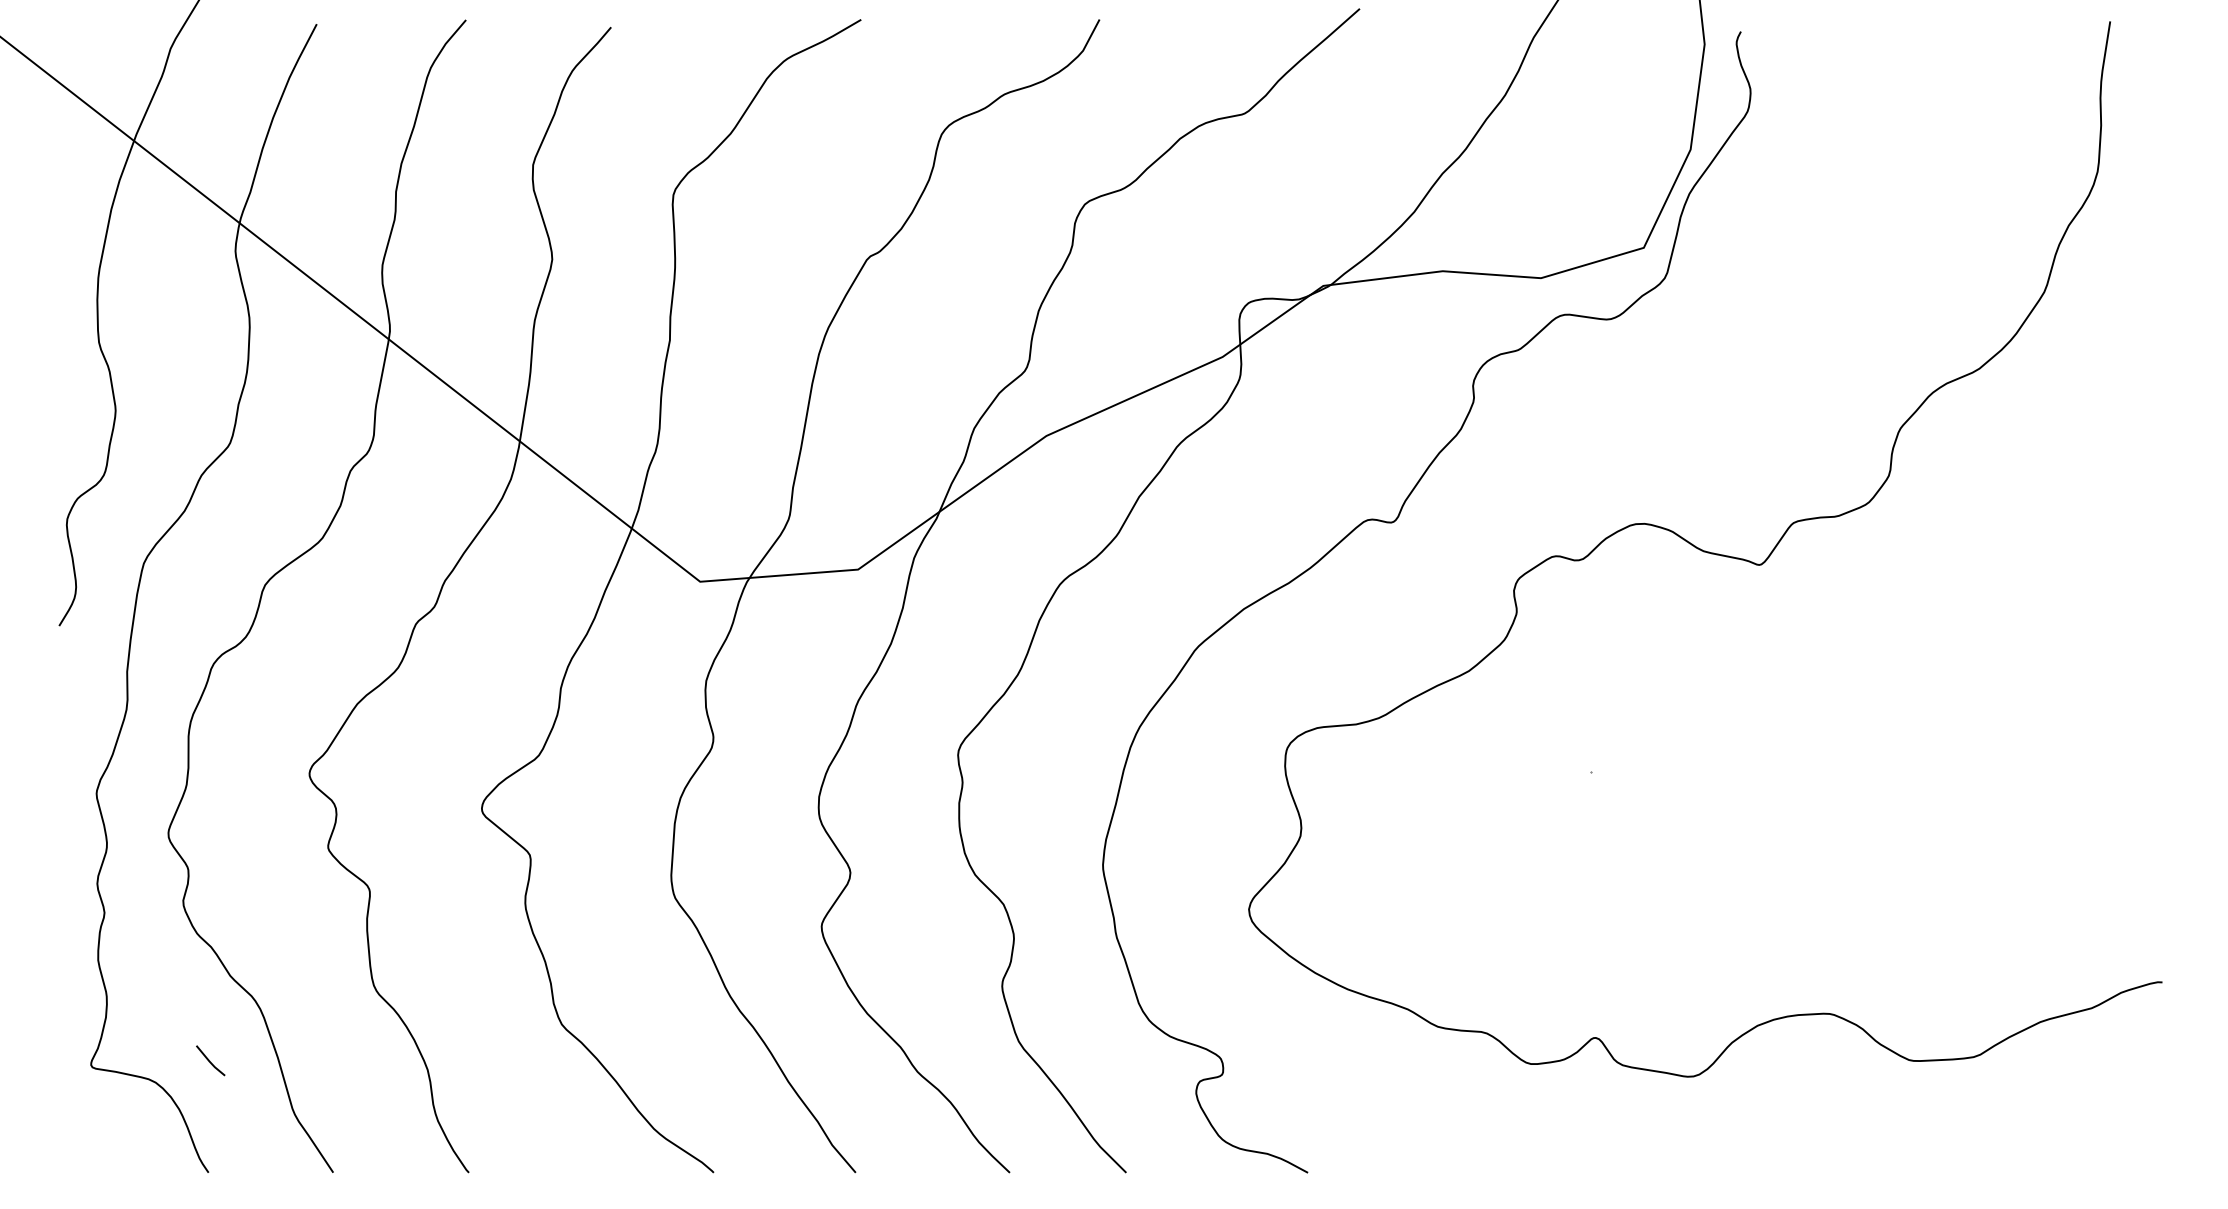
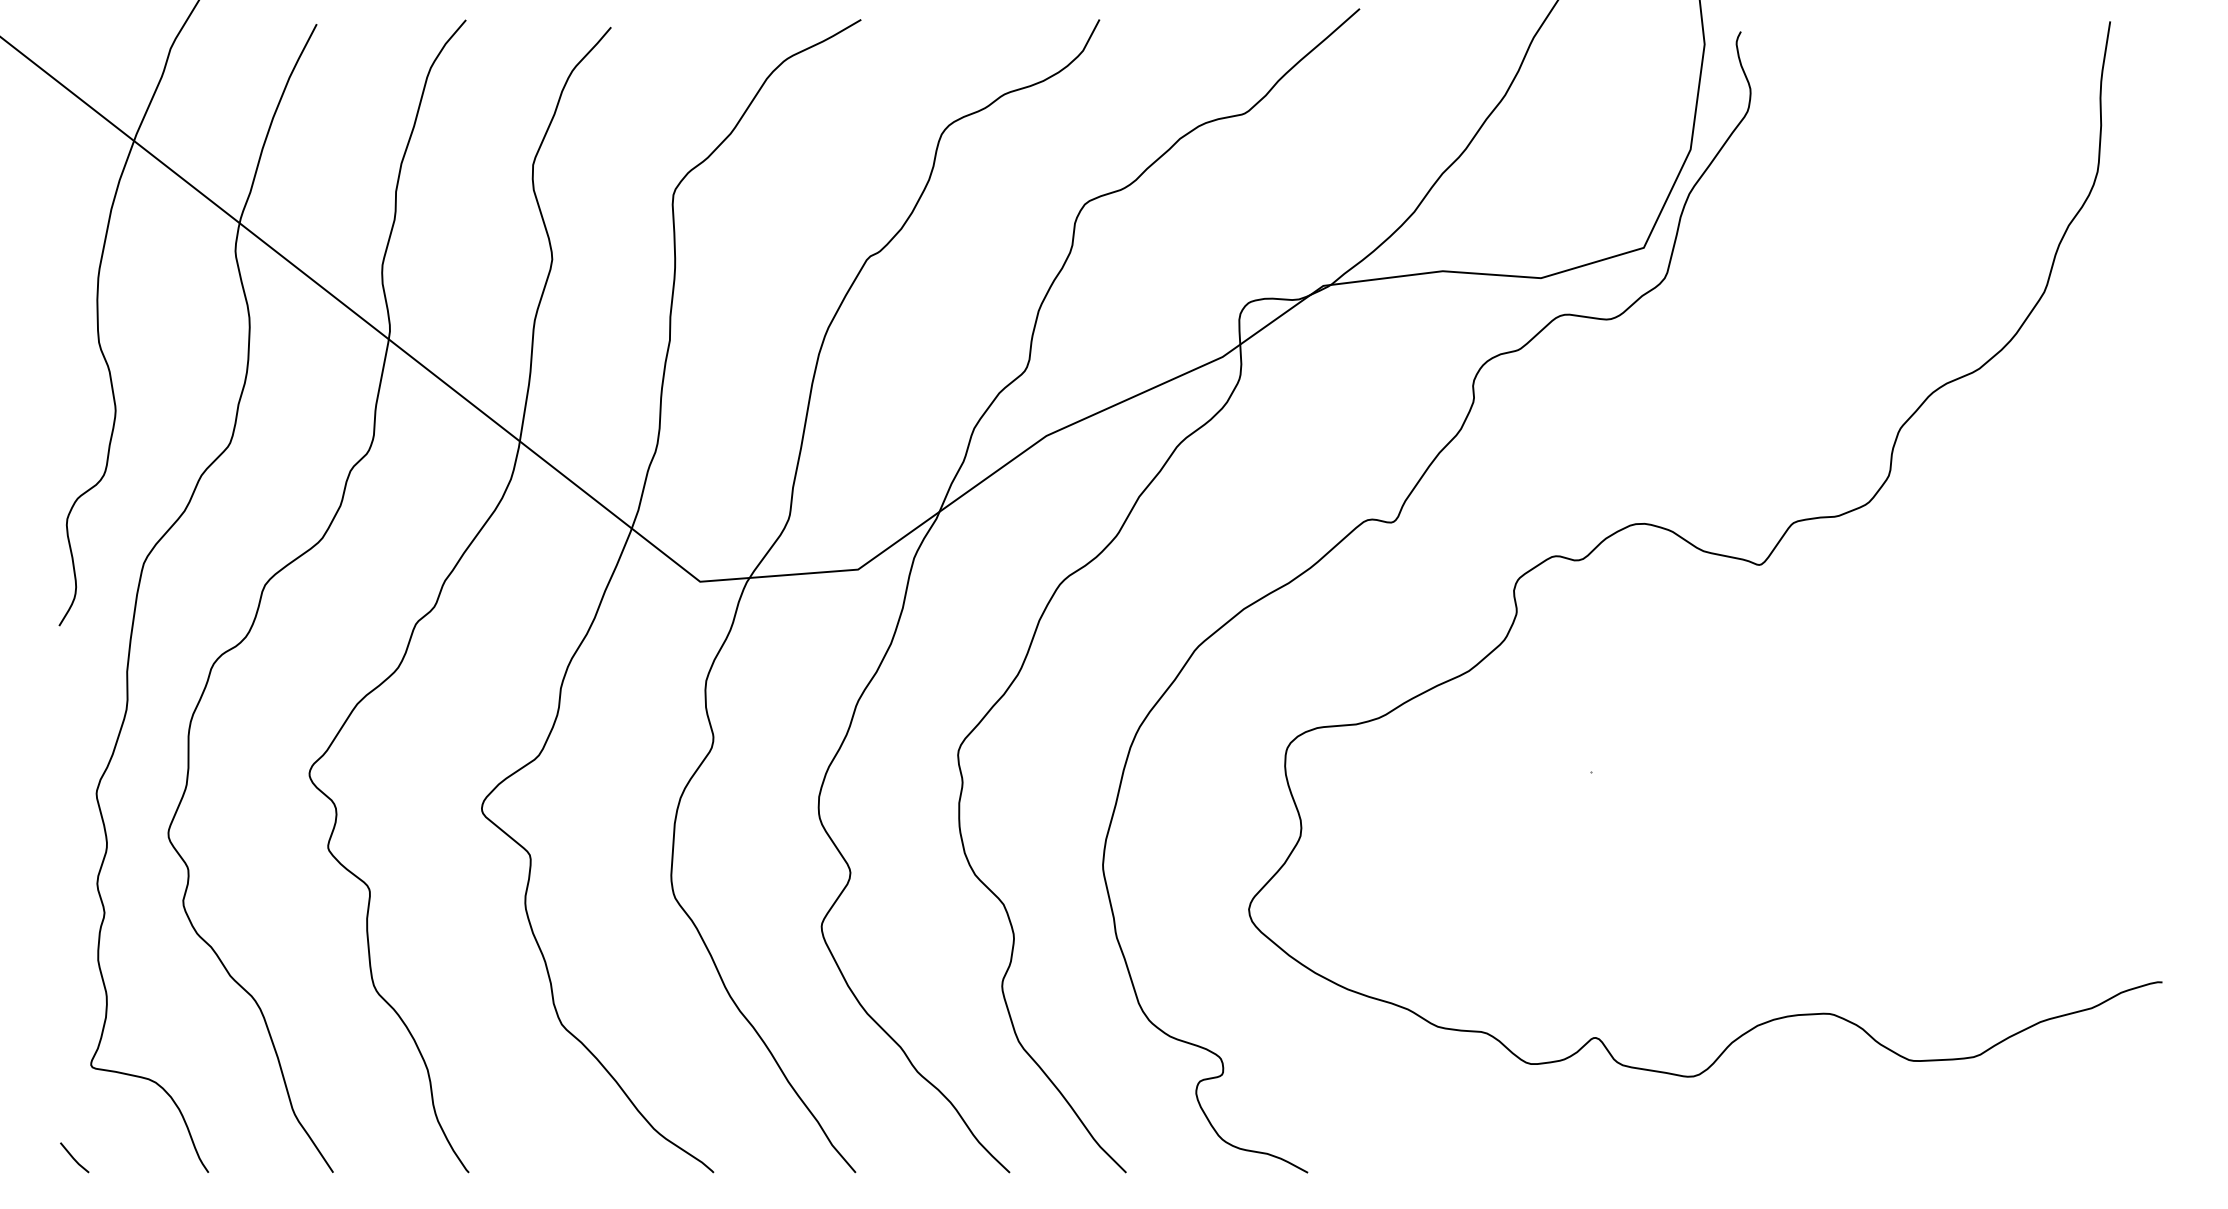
line position: (209, 1060) -> (73, 1157) (73, 1157)
